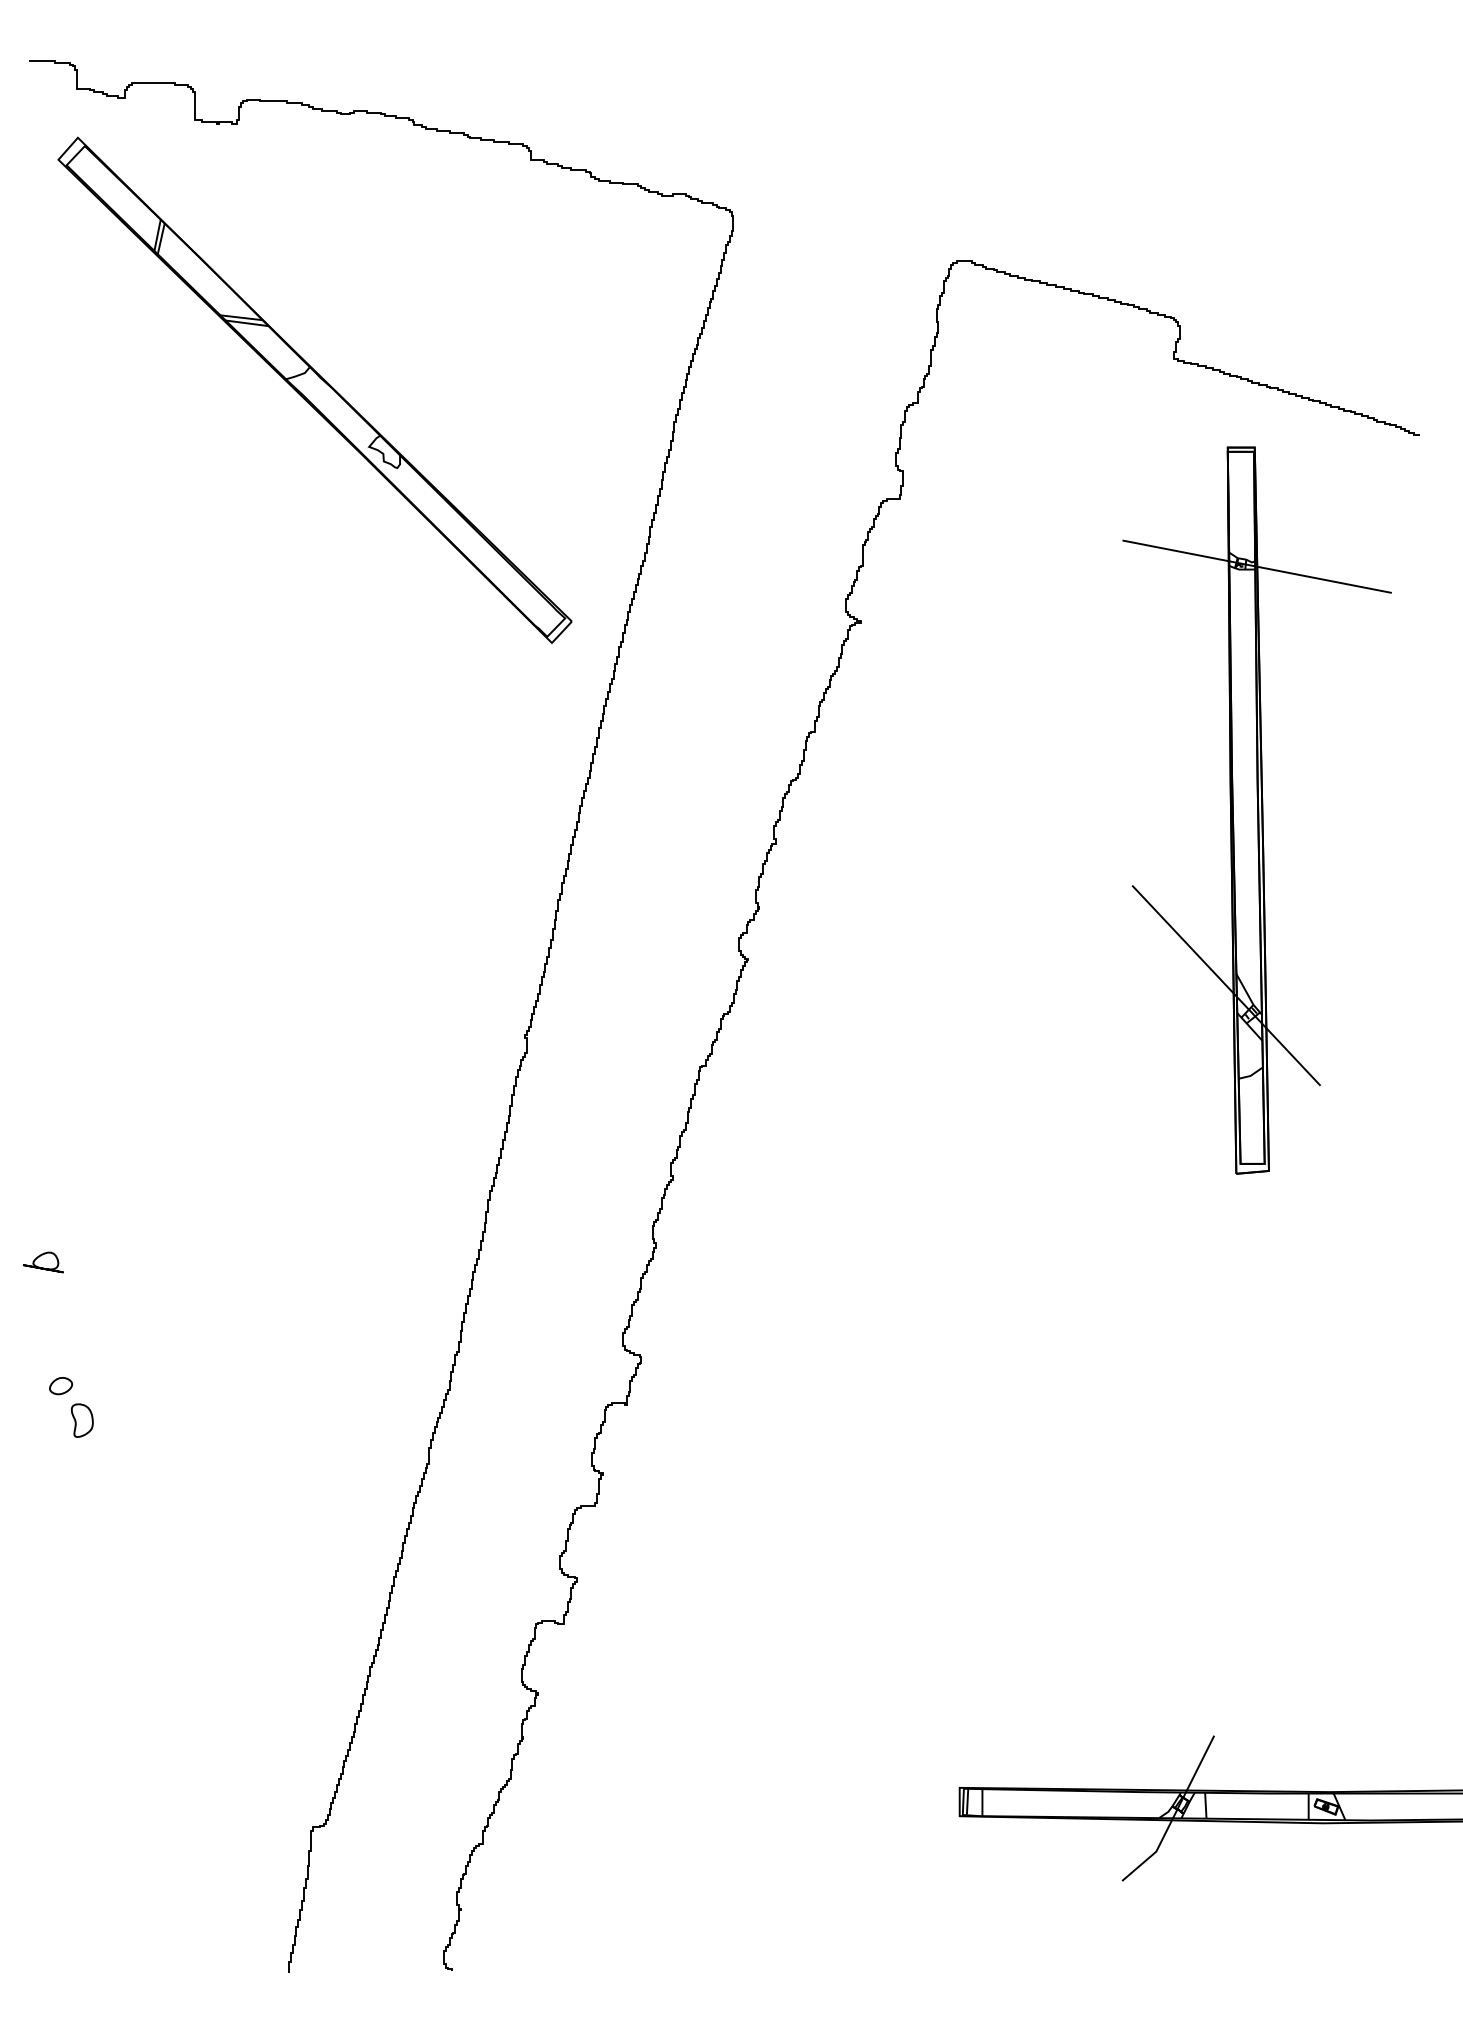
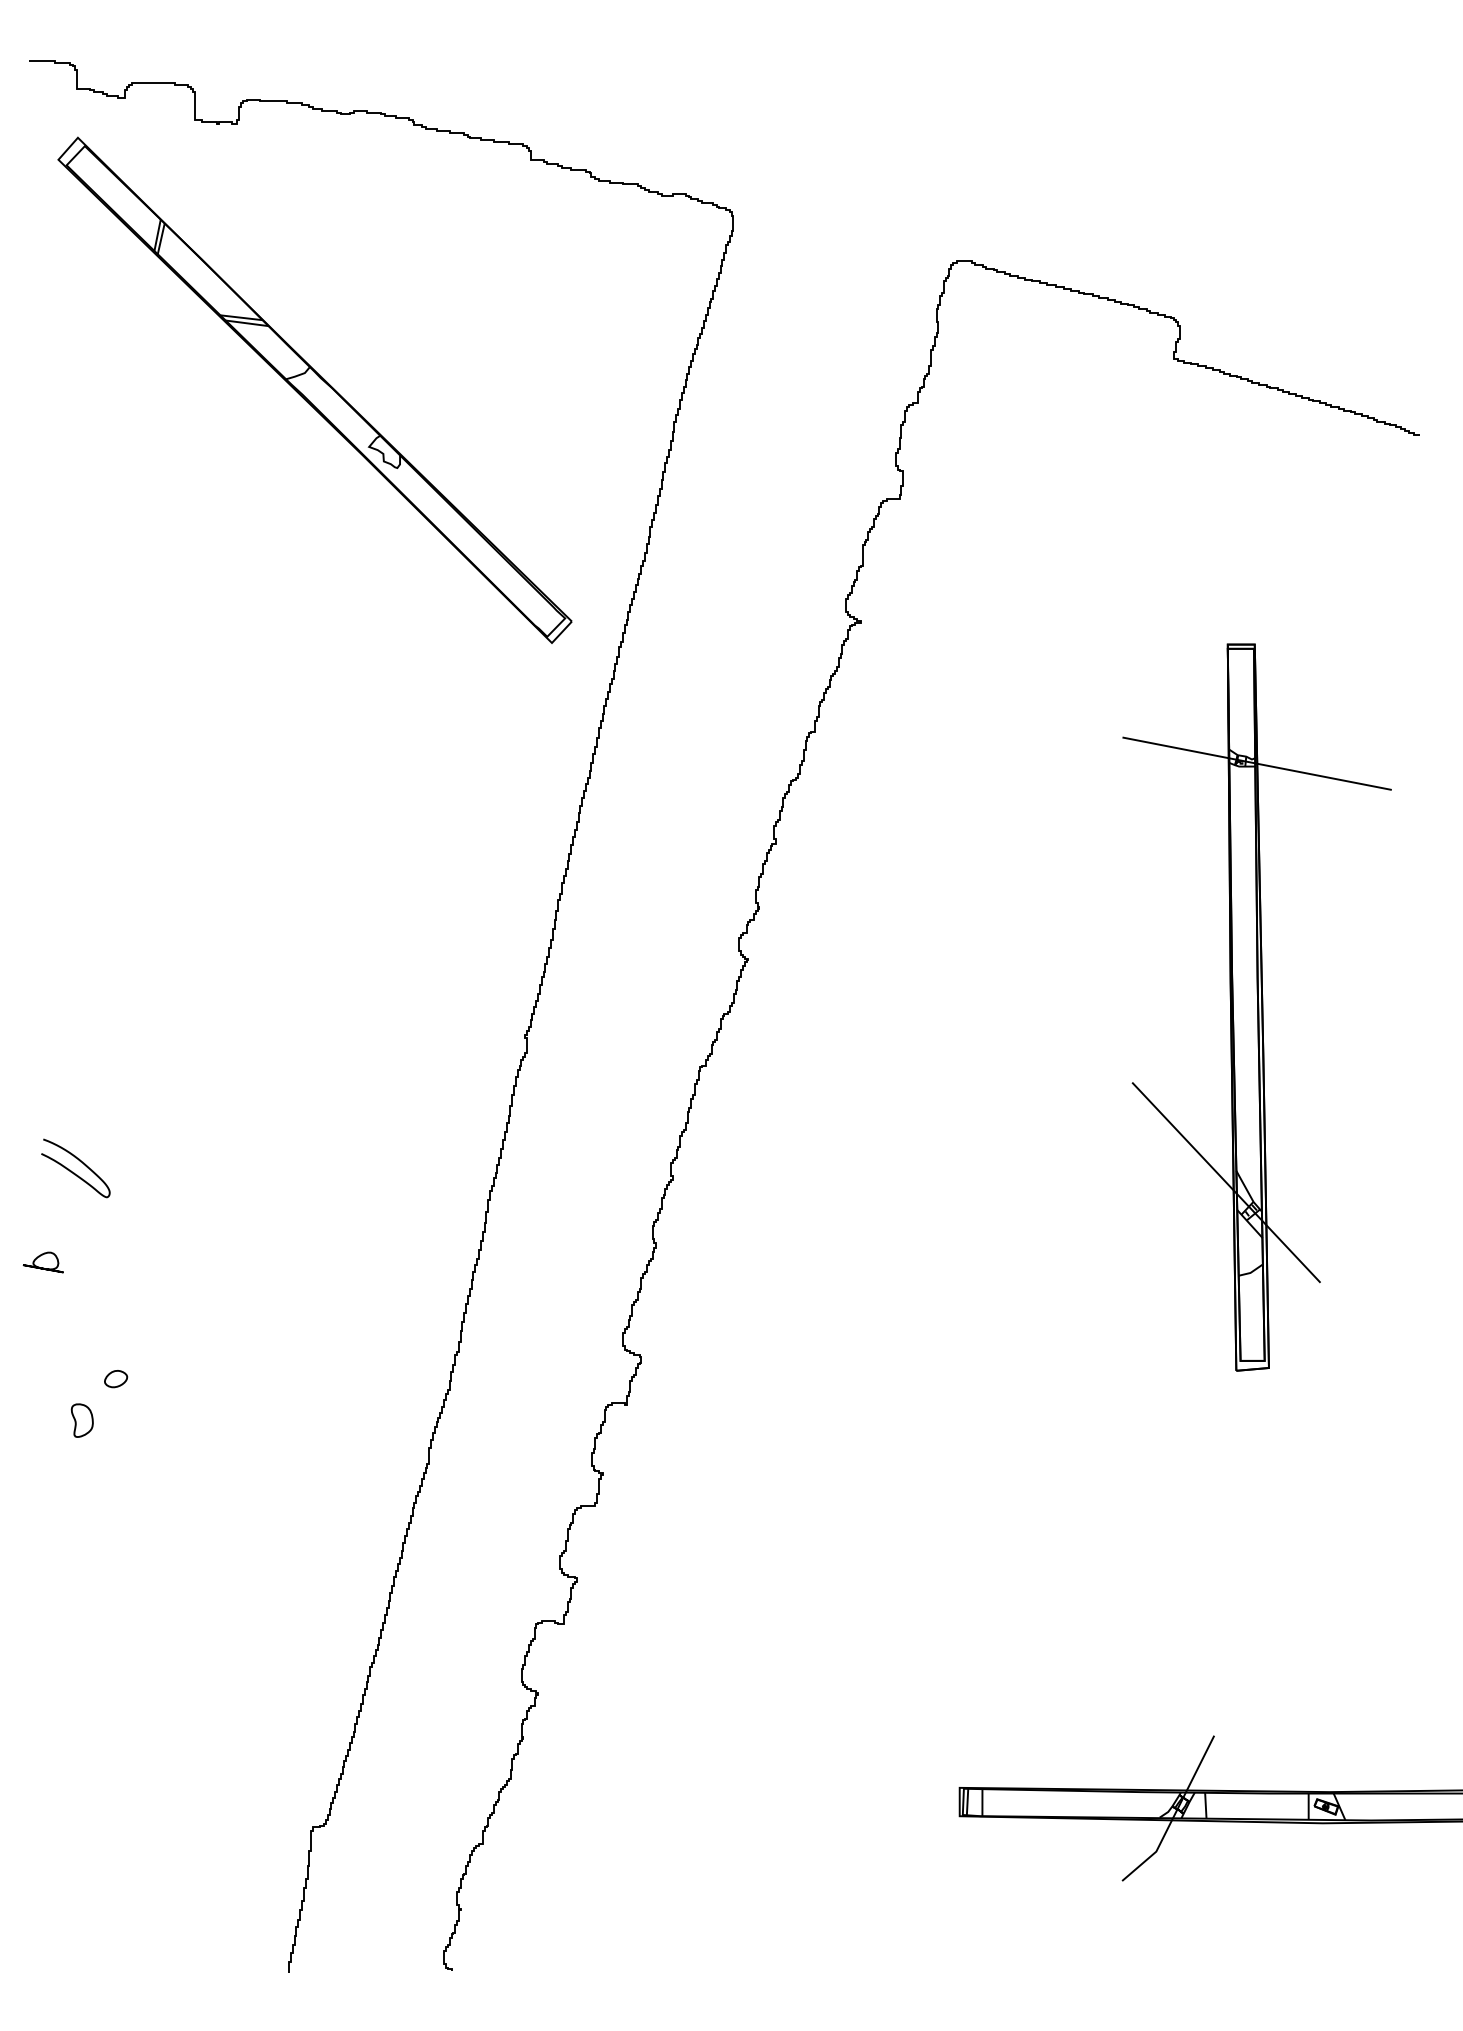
part position: (1256, 810) -> (1256, 1007) (1256, 1007)
curve: none -> present (74, 1172)
part position: (61, 1386) -> (116, 1379) (116, 1379)
